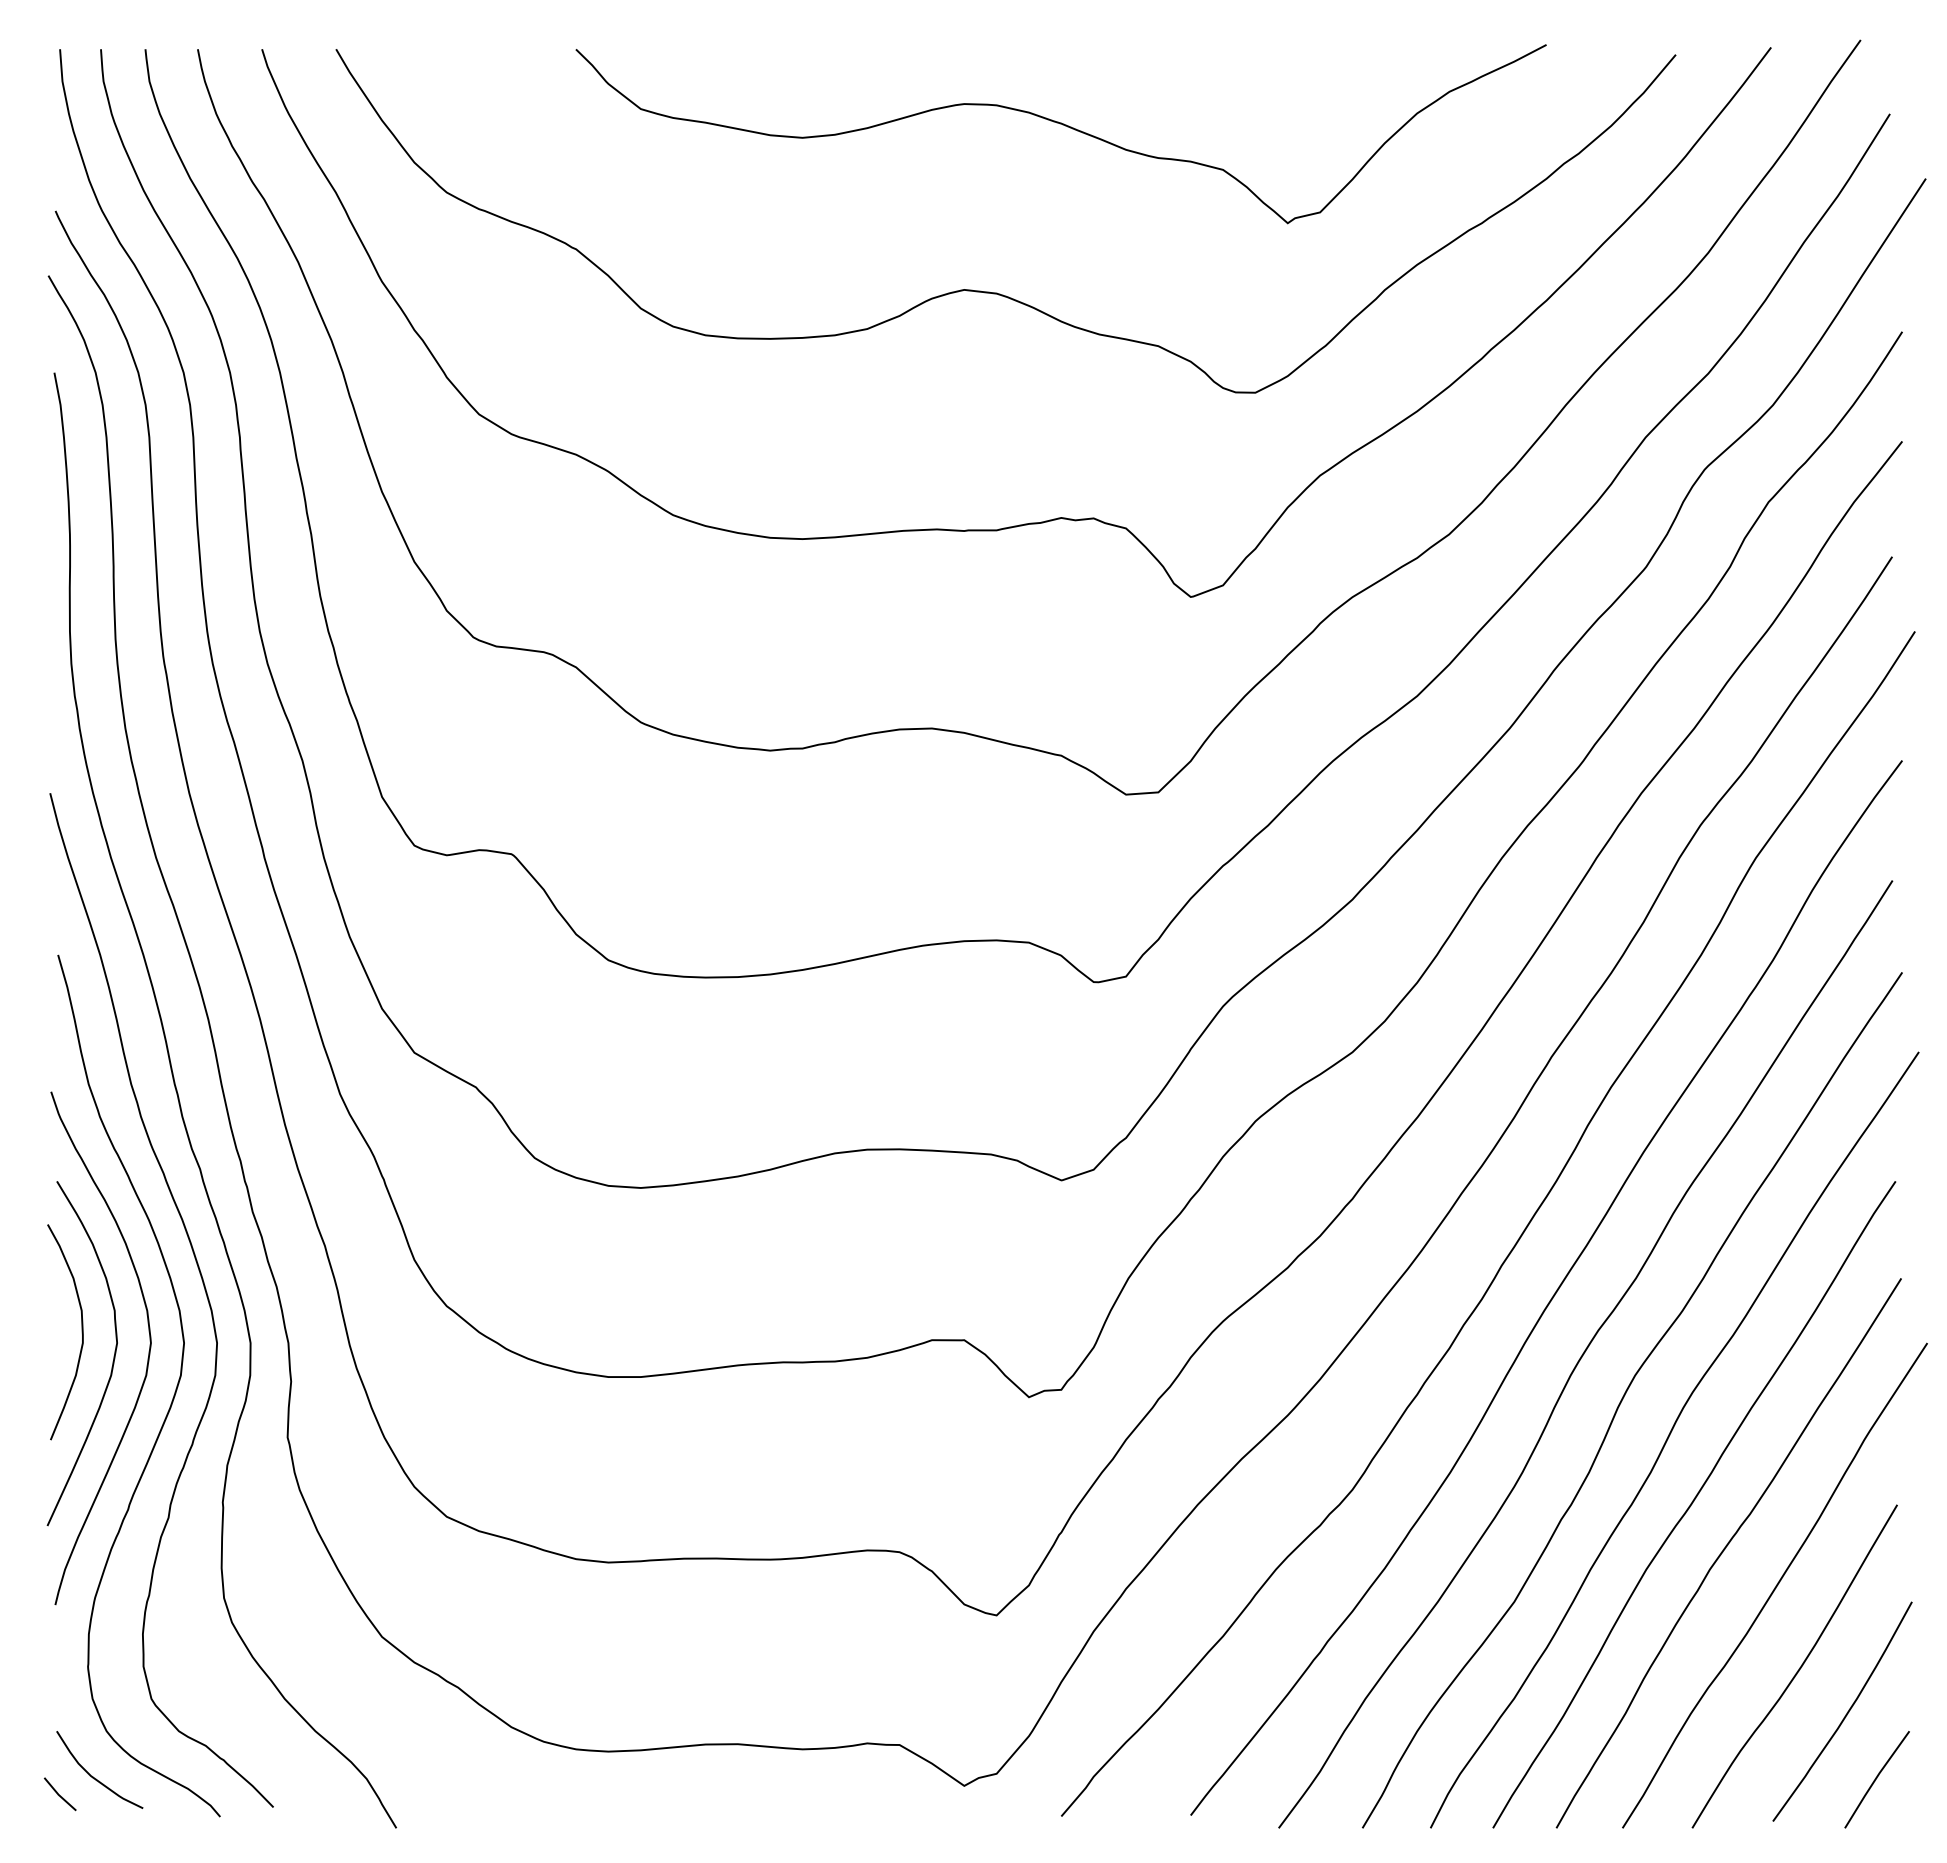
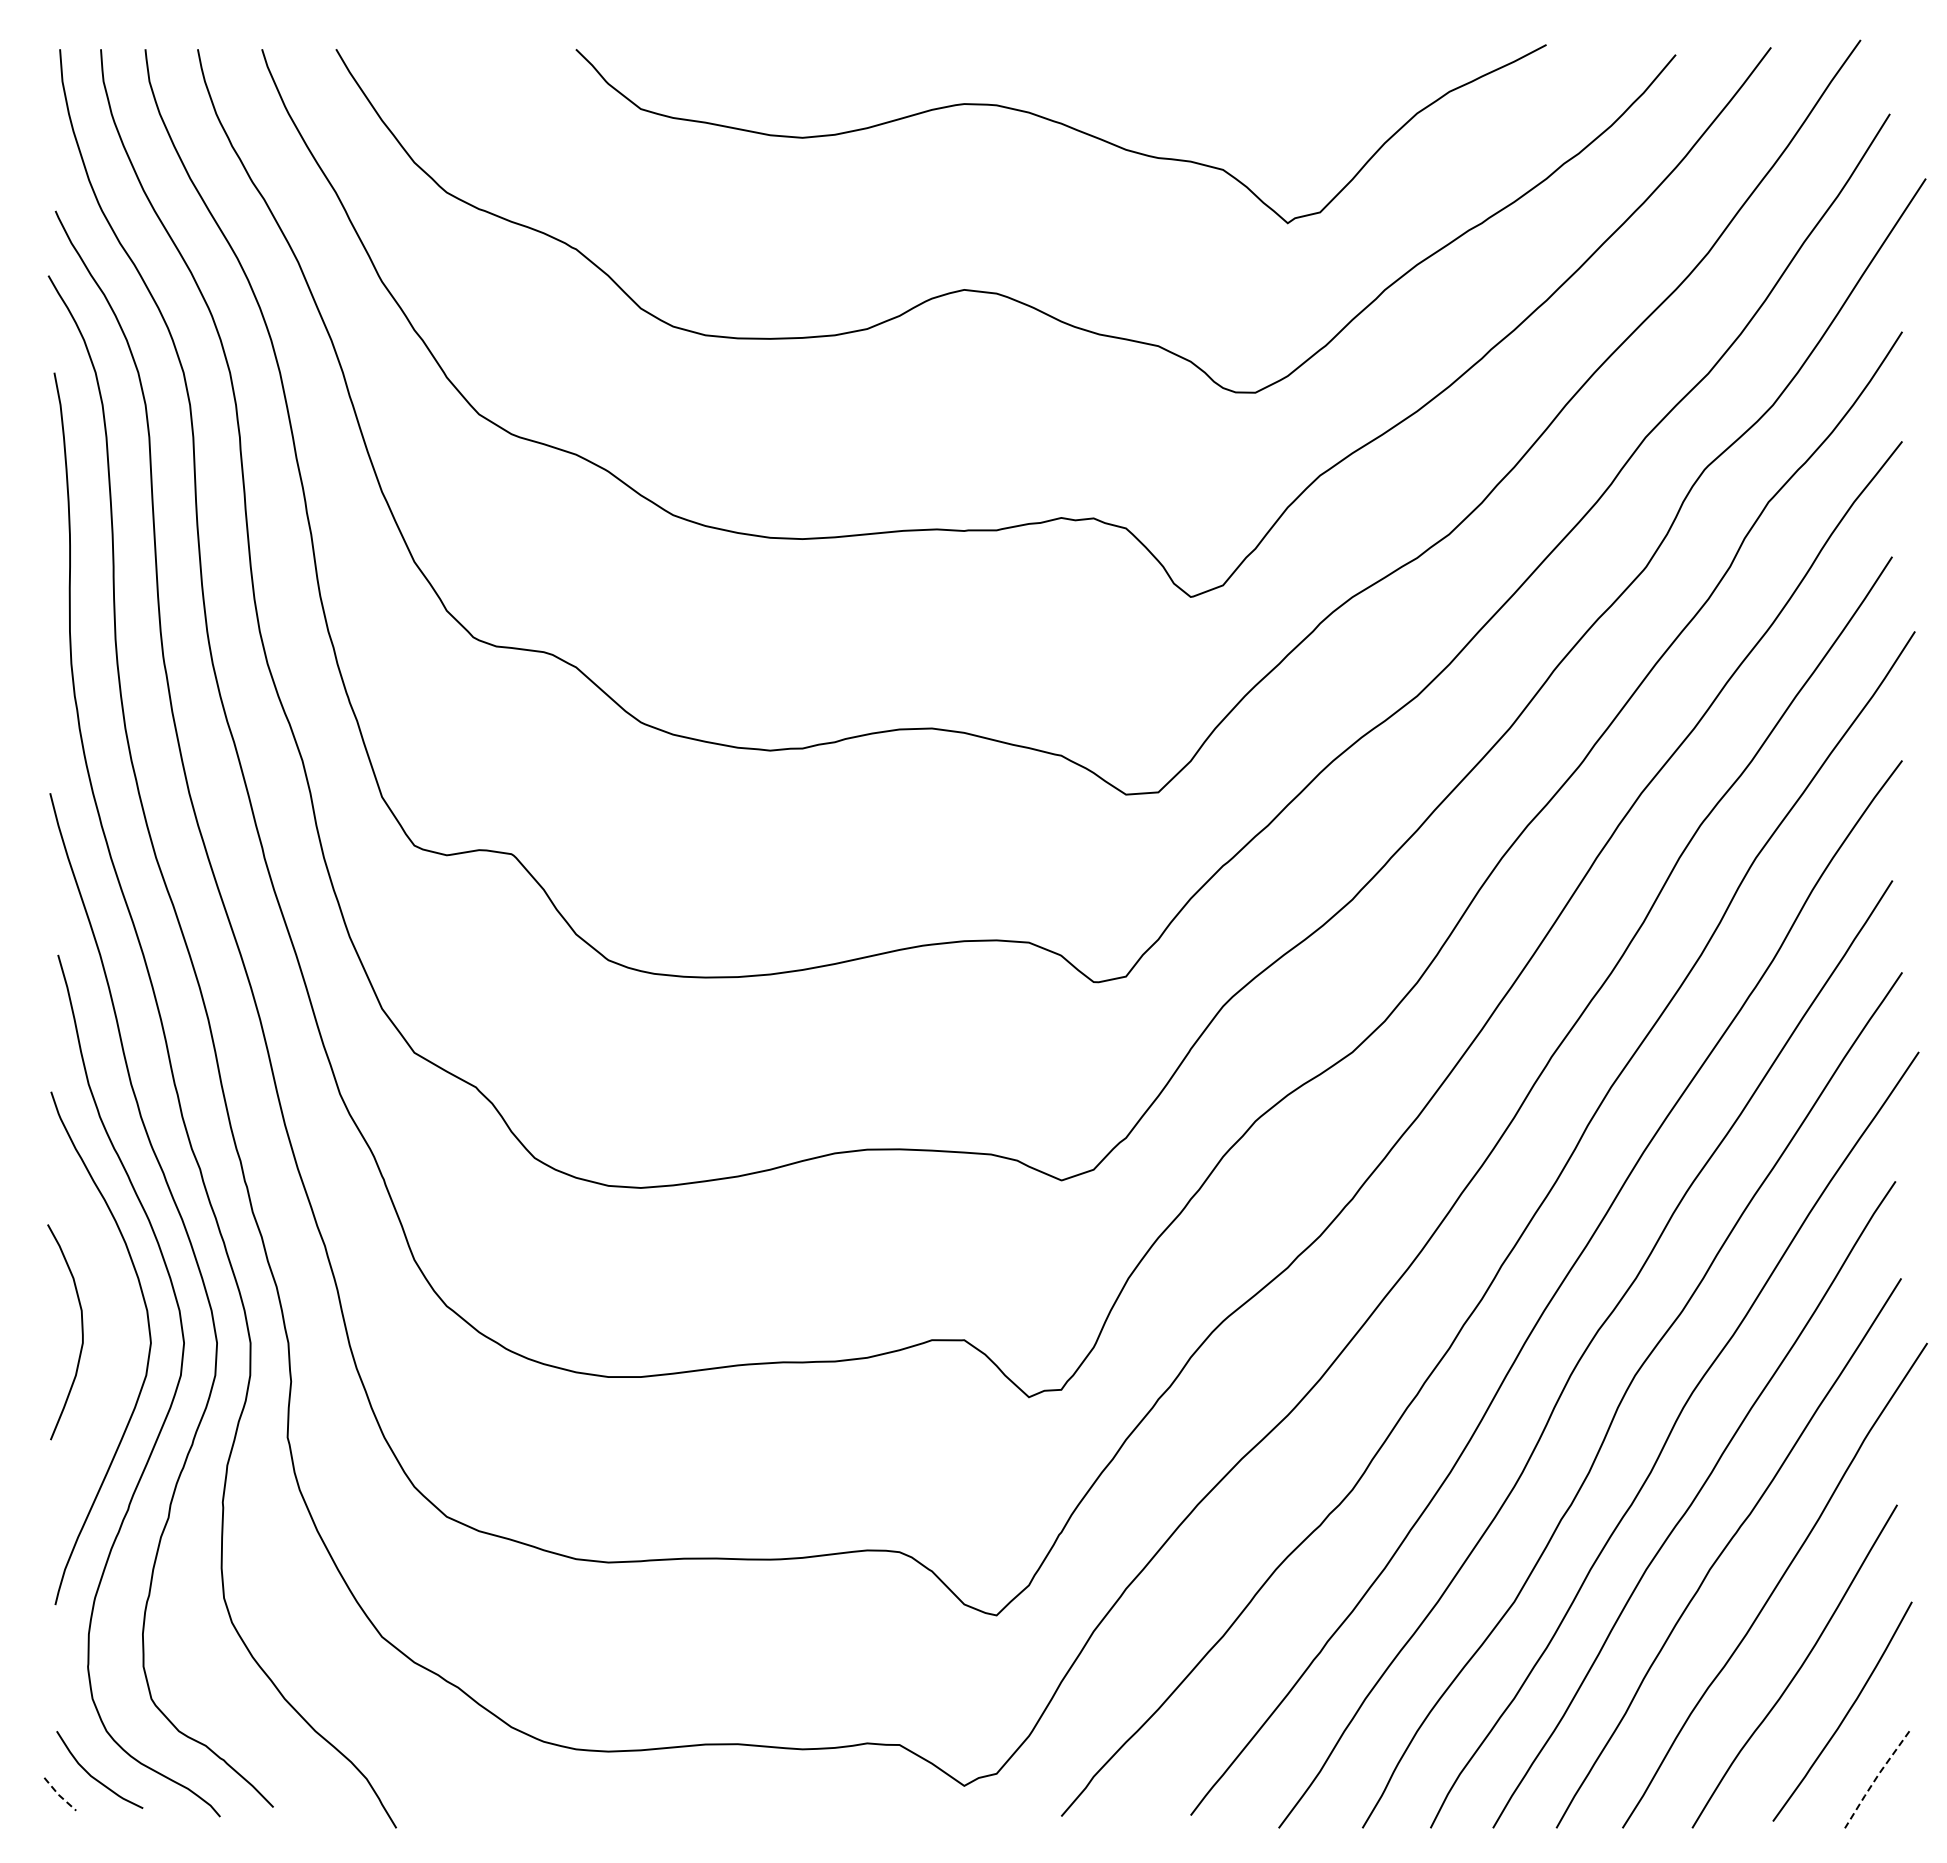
curve: present -> none (112, 1361)
line: solid -> dashed (1875, 1778)
line: solid -> dashed (58, 1794)
